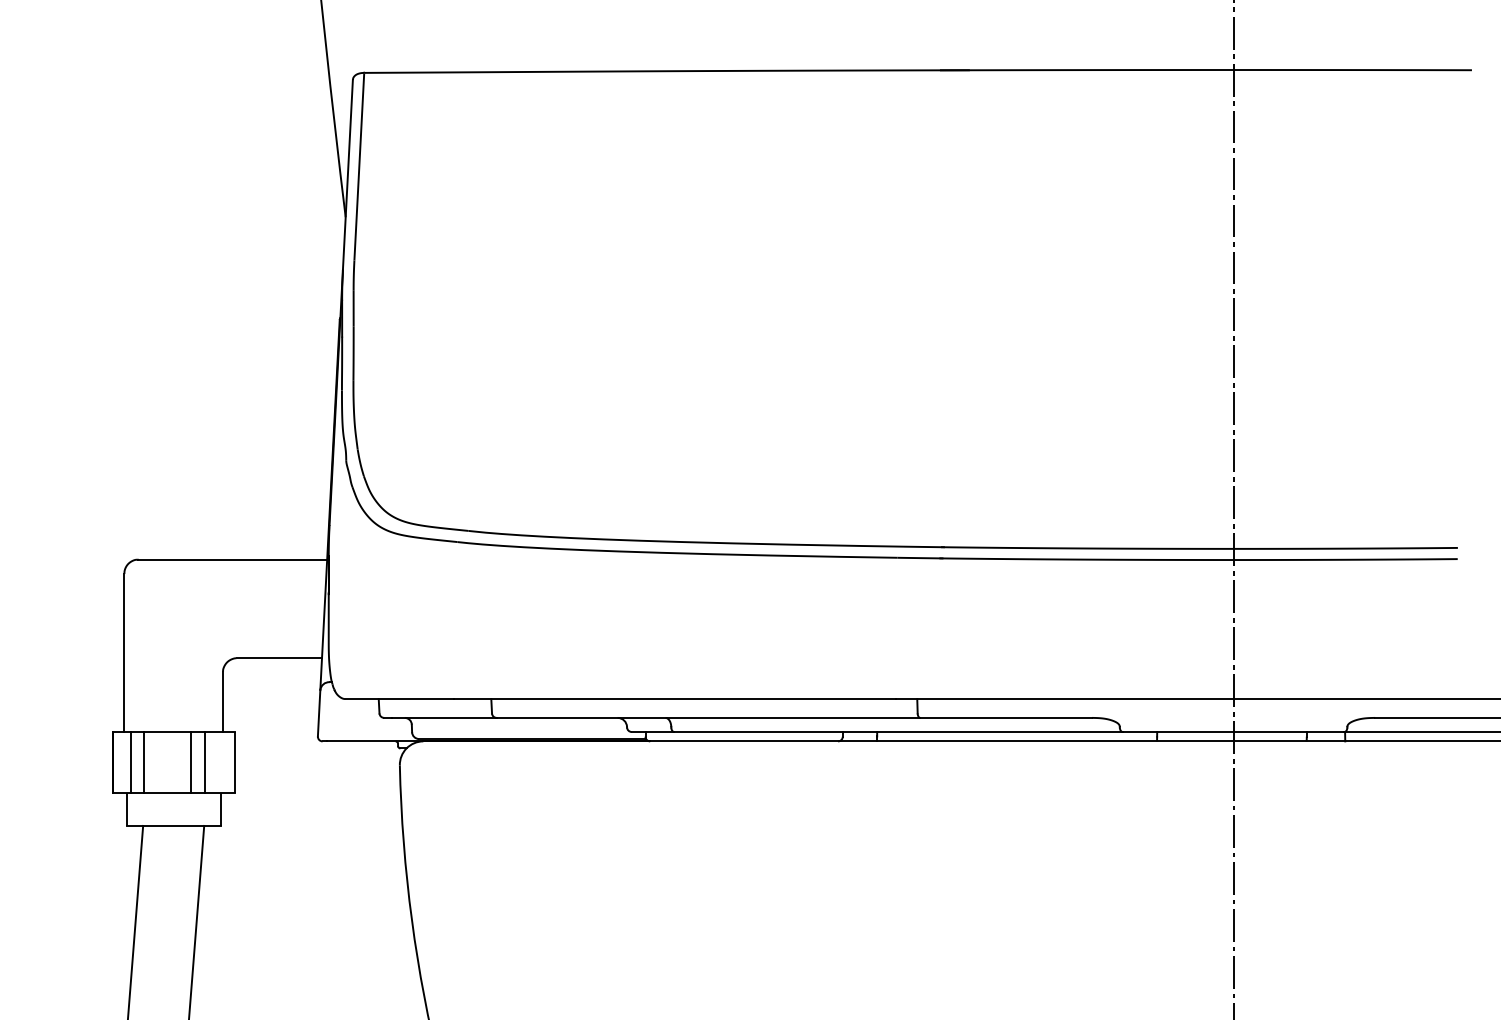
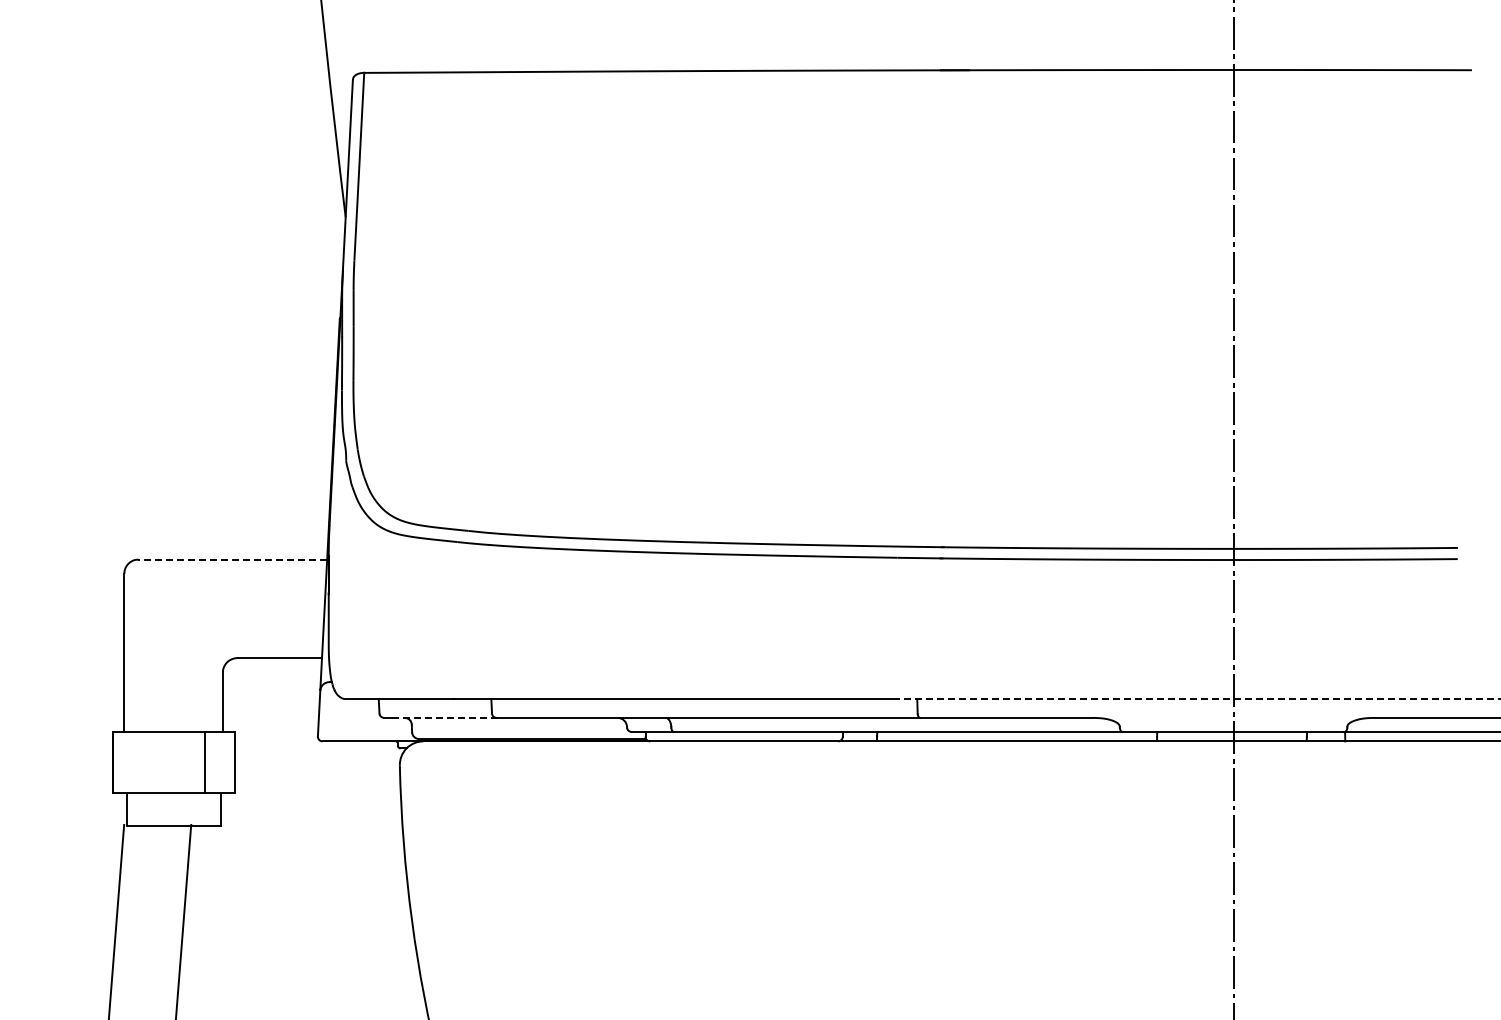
line: solid -> dashed (232, 559)
line: solid -> dashed (1198, 699)
line: solid -> dashed (444, 717)
line: present -> none (131, 762)
line: present -> none (143, 762)
line: present -> none (190, 762)
line position: (135, 920) -> (116, 920) (116, 920)
line position: (196, 920) -> (183, 920) (183, 920)
